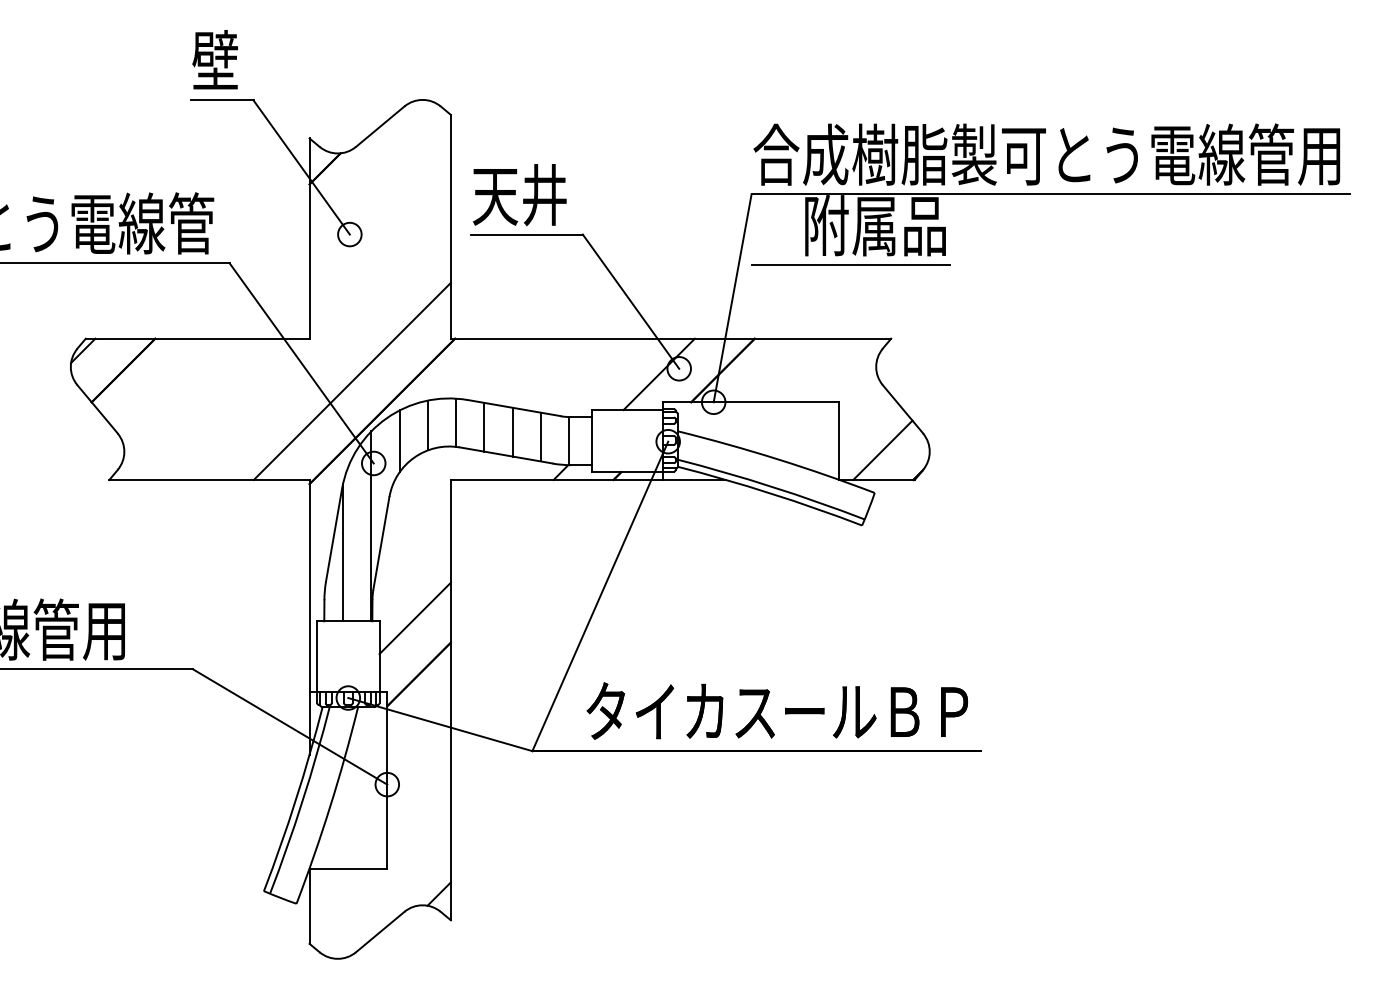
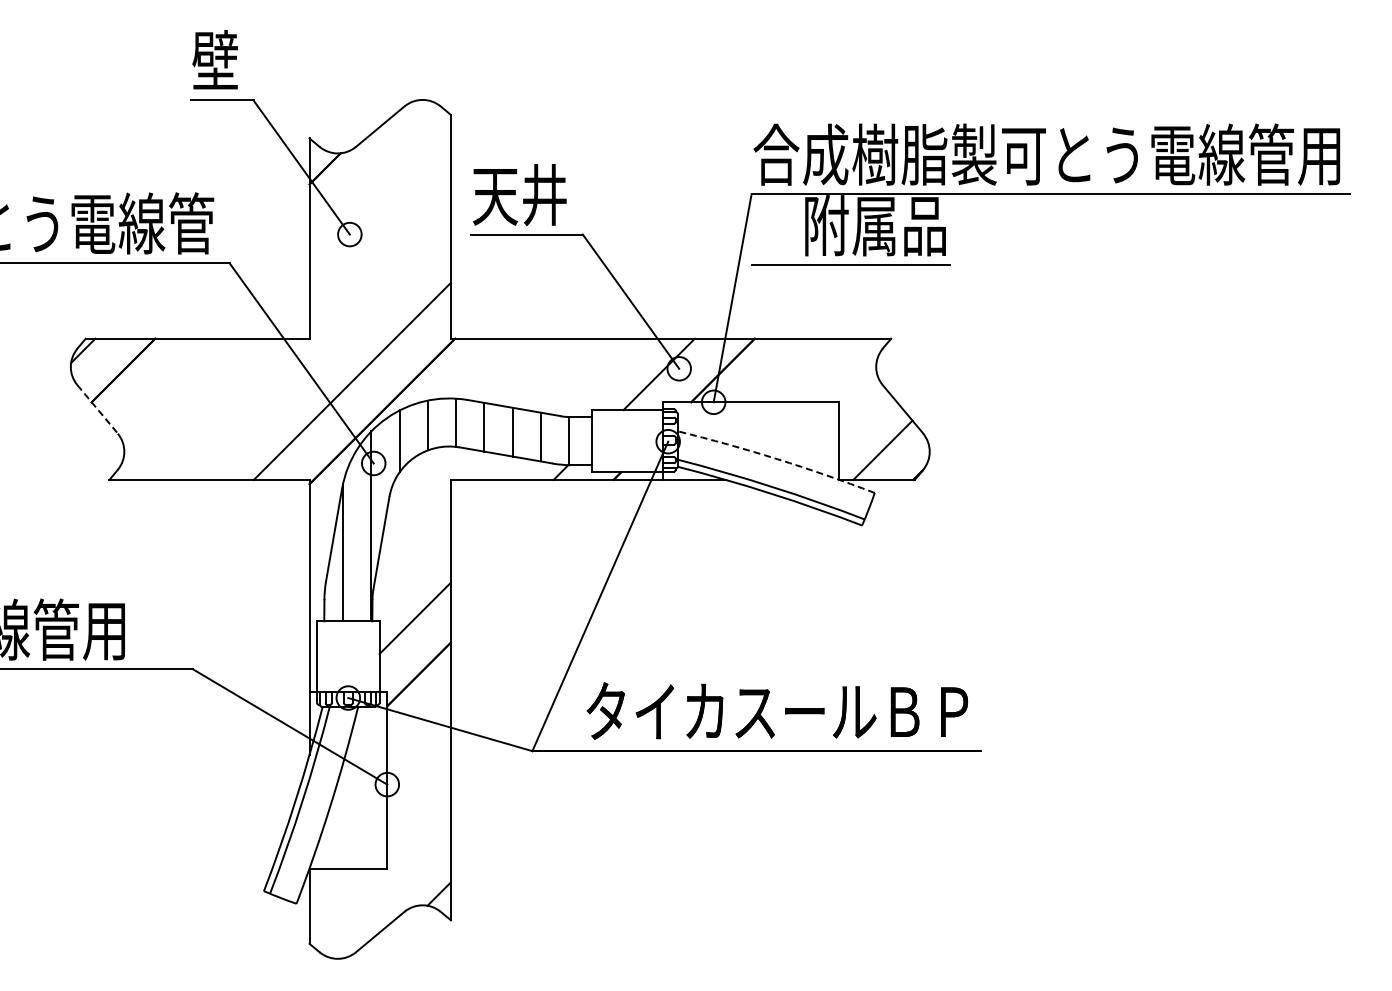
line: solid -> dashed (97, 409)
arc: solid -> dashed (777, 459)
